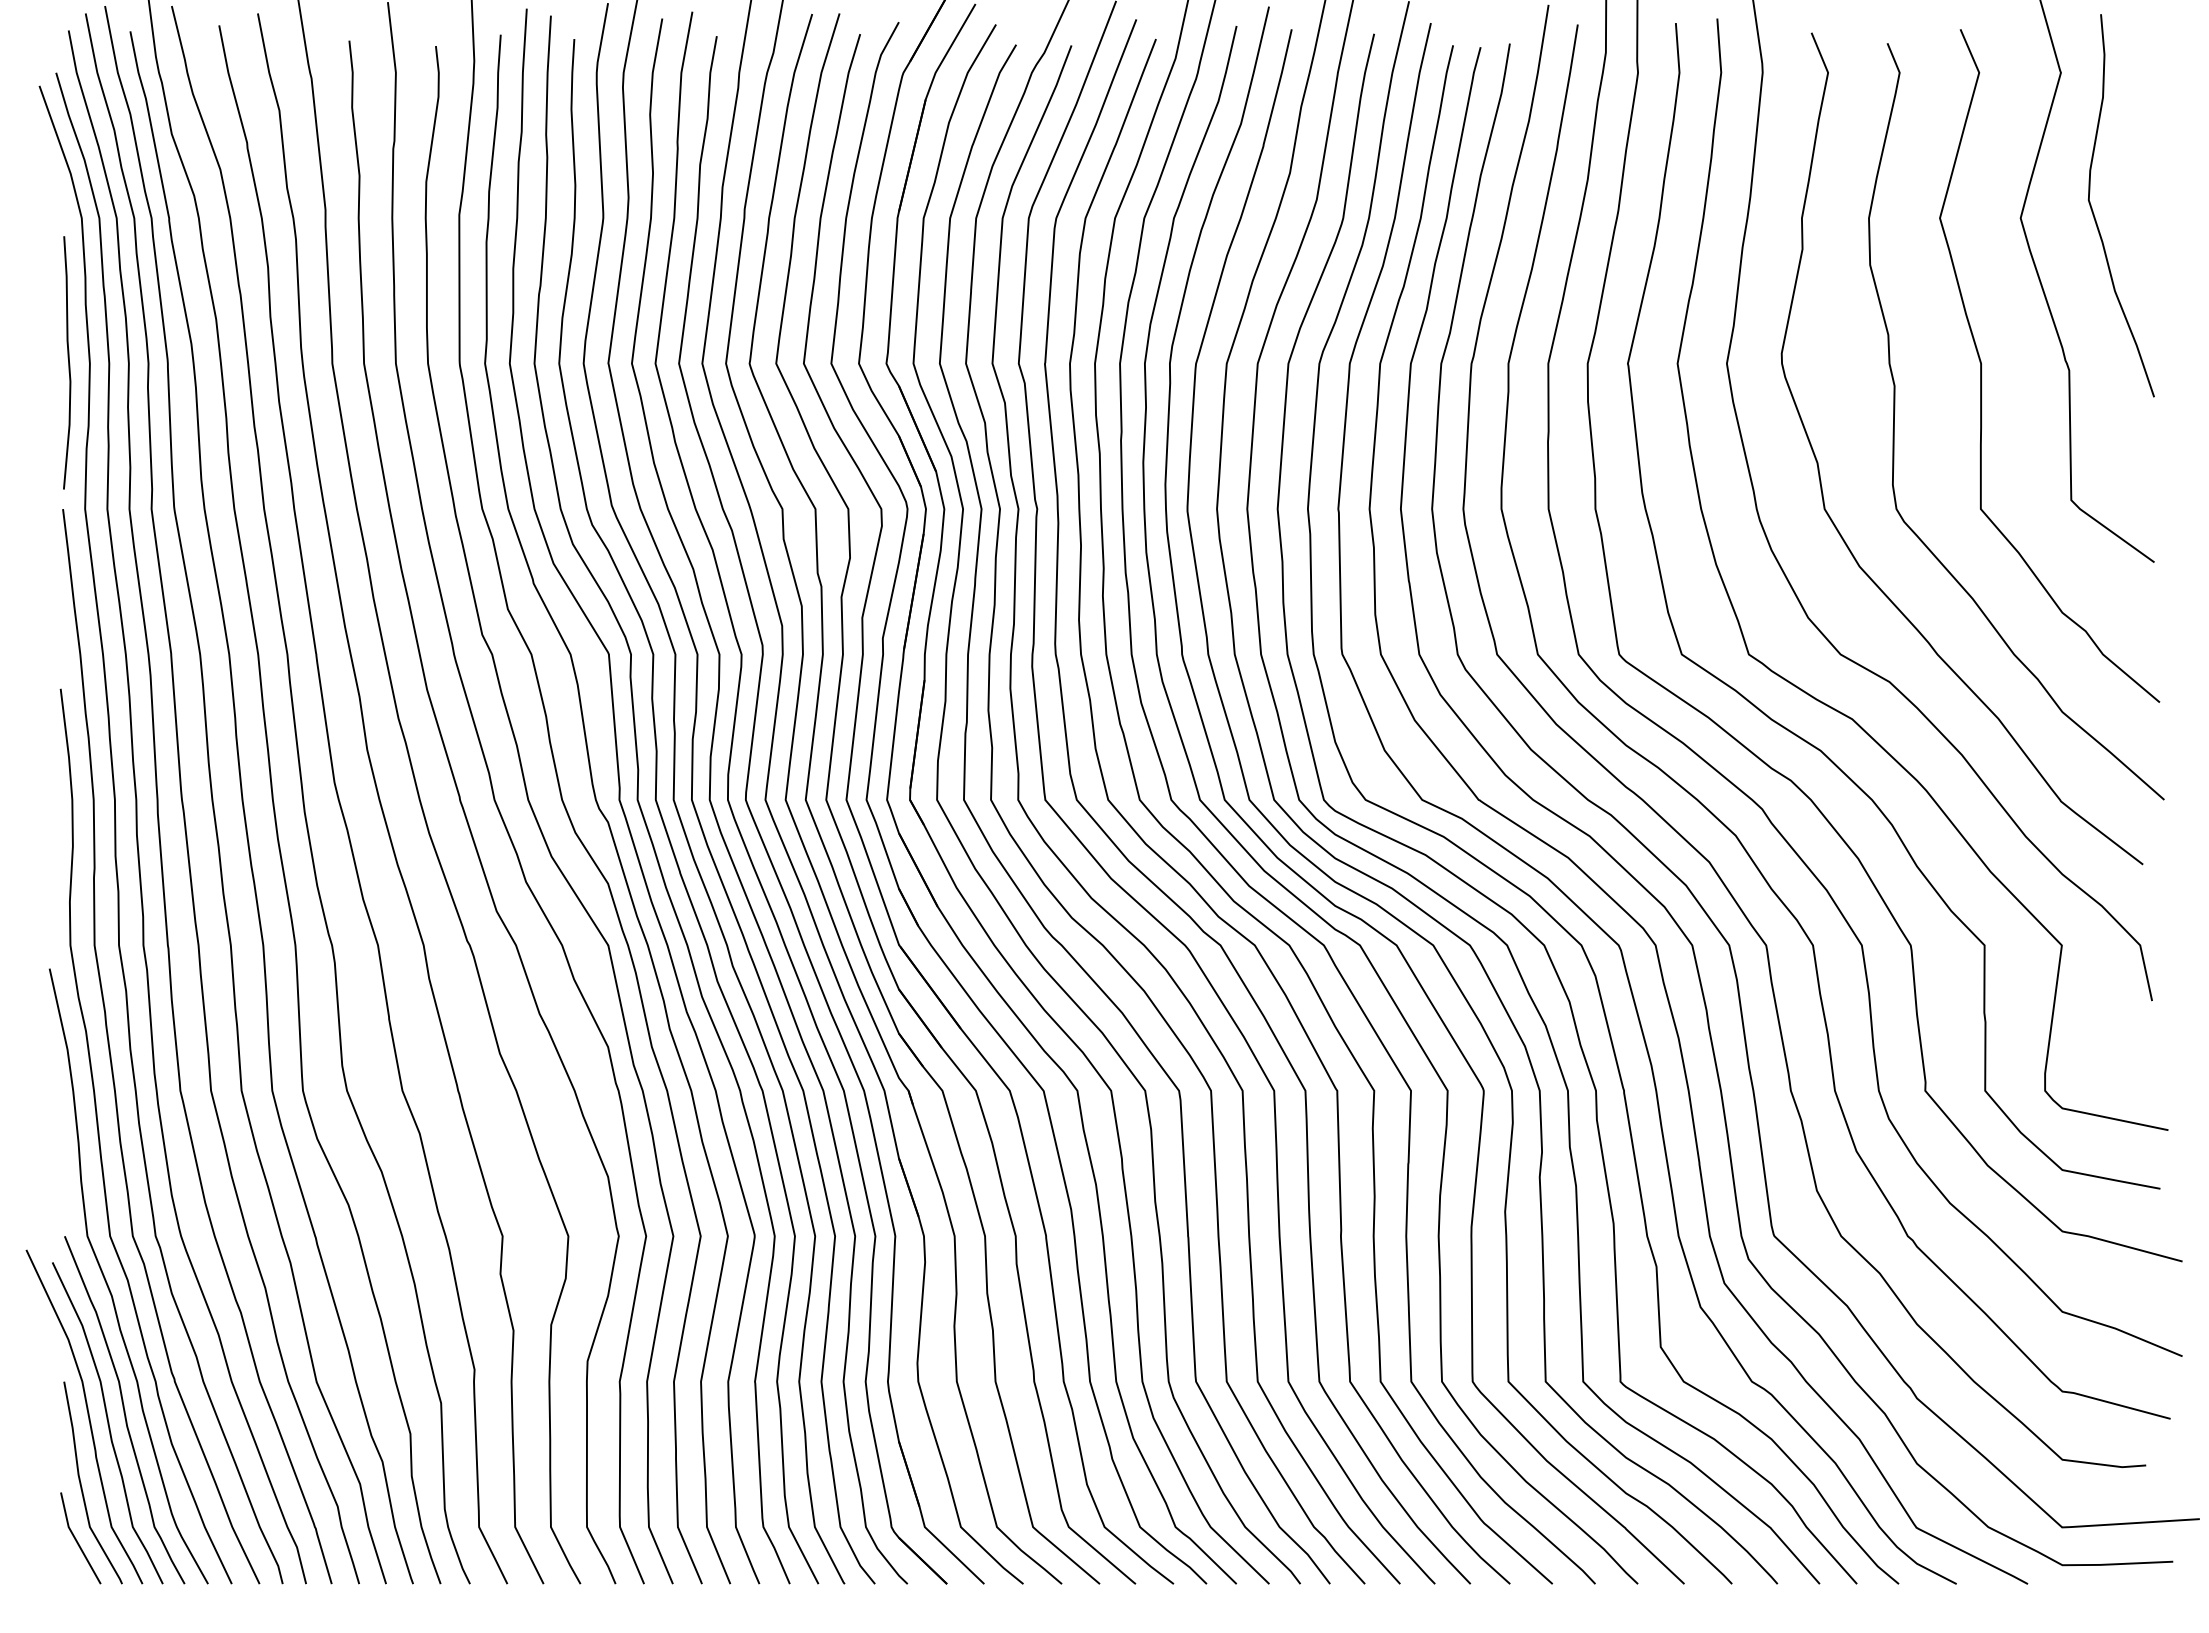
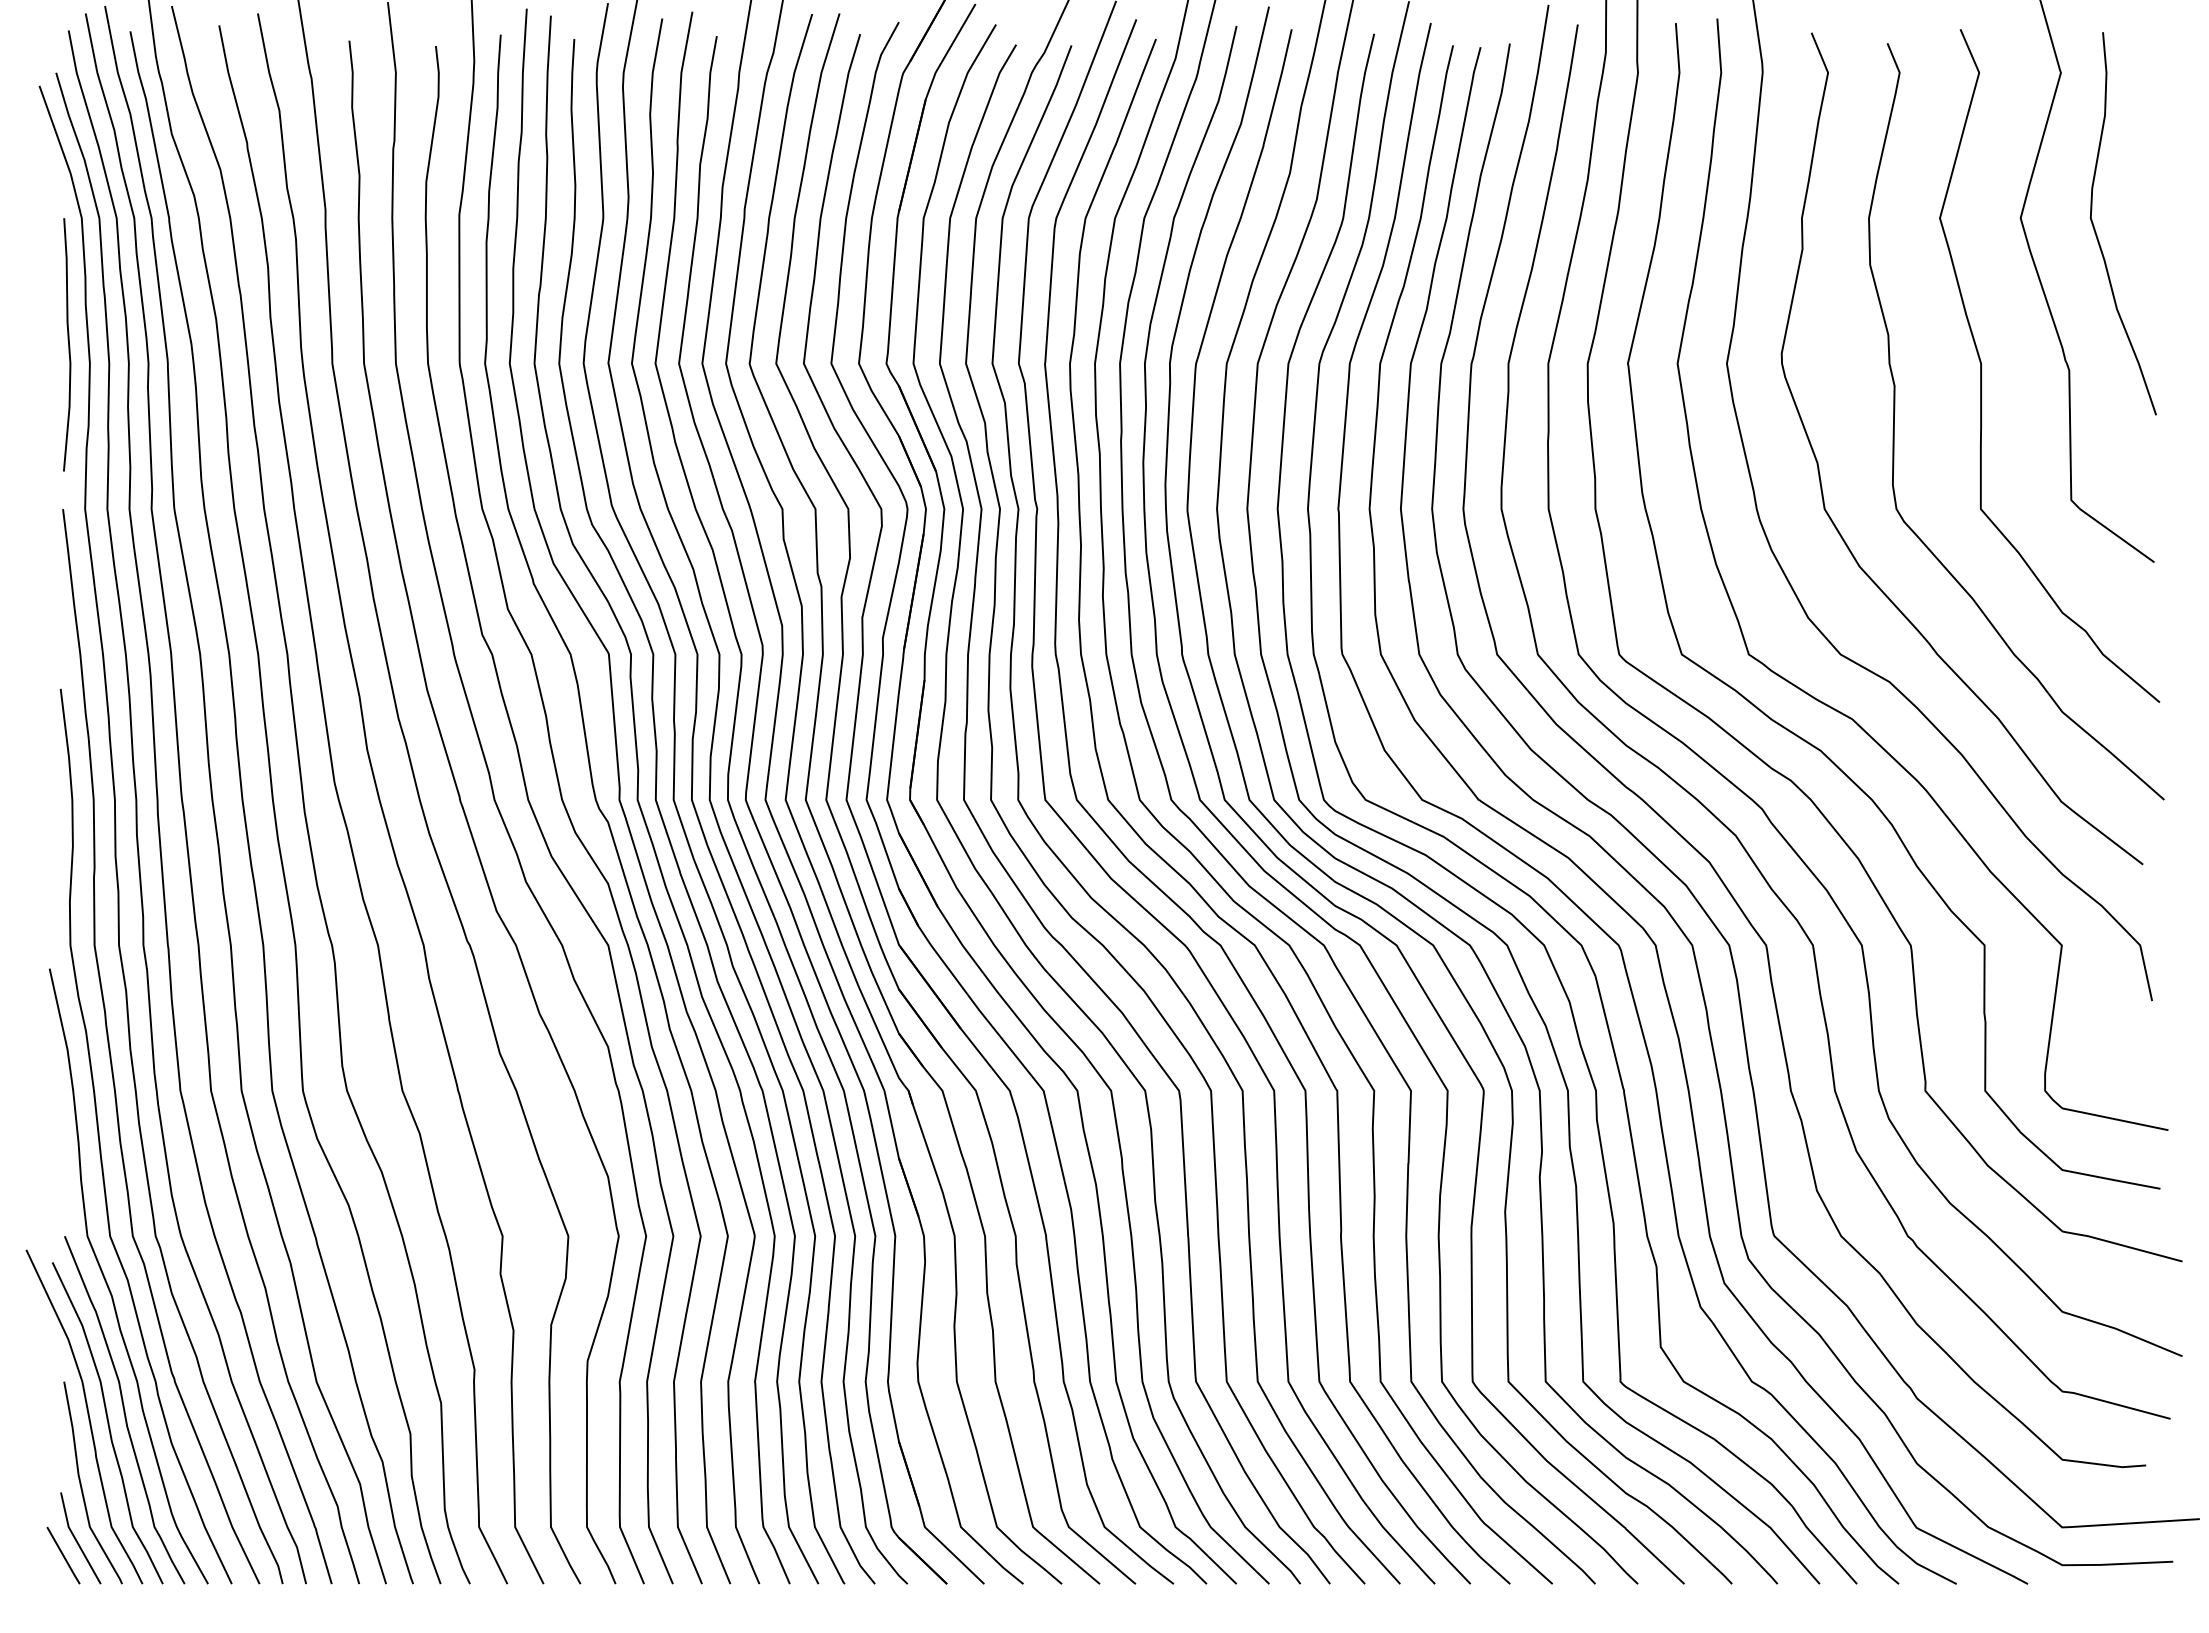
curve position: (2094, 213) -> (2096, 231) (2096, 231)
curve position: (68, 362) -> (68, 344) (68, 344)
line: none -> present (63, 1555)
